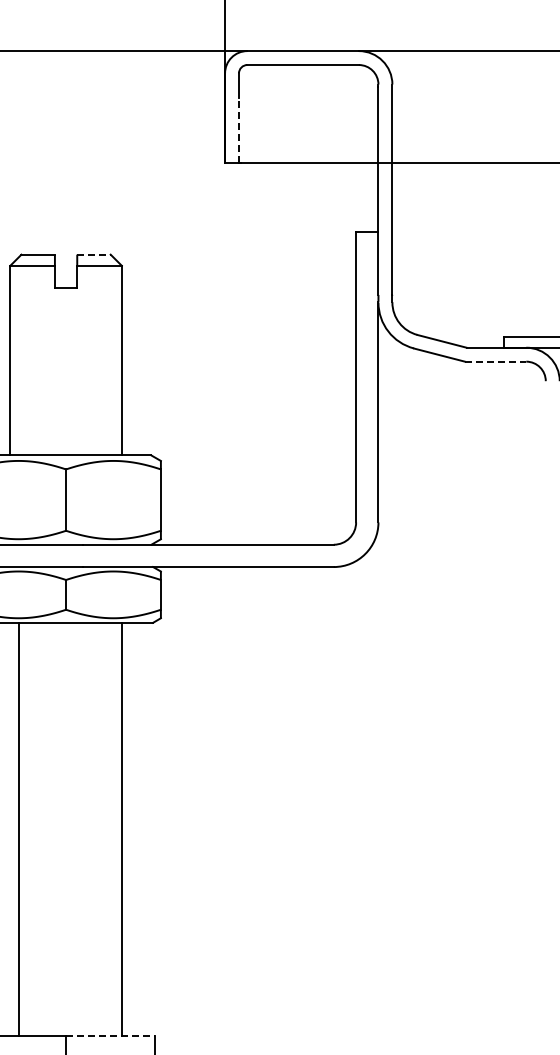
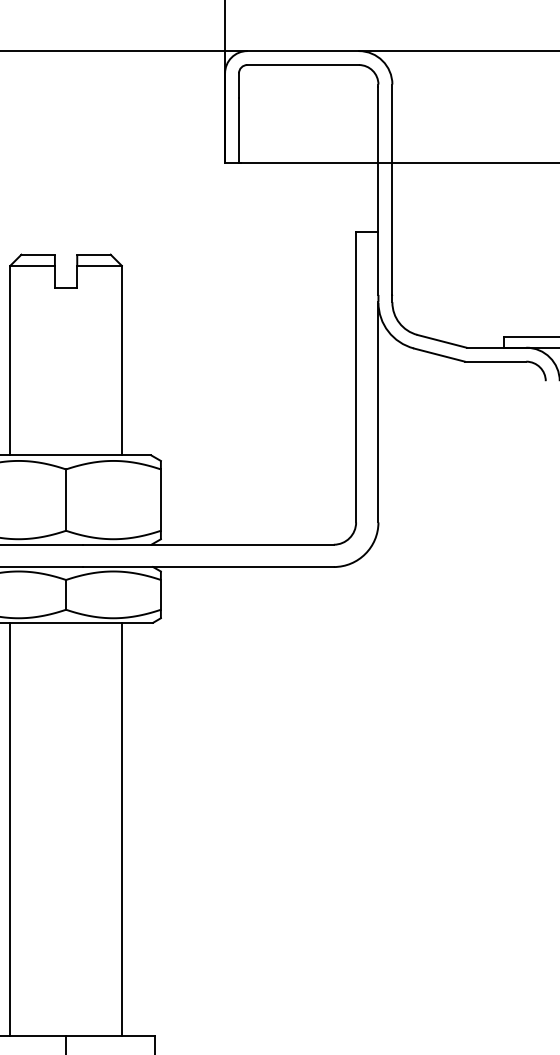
line: dashed -> solid (239, 130)
line: dashed -> solid (93, 254)
line: dashed -> solid (495, 361)
line position: (19, 828) -> (10, 828) (10, 828)
line: dashed -> solid (110, 1035)
